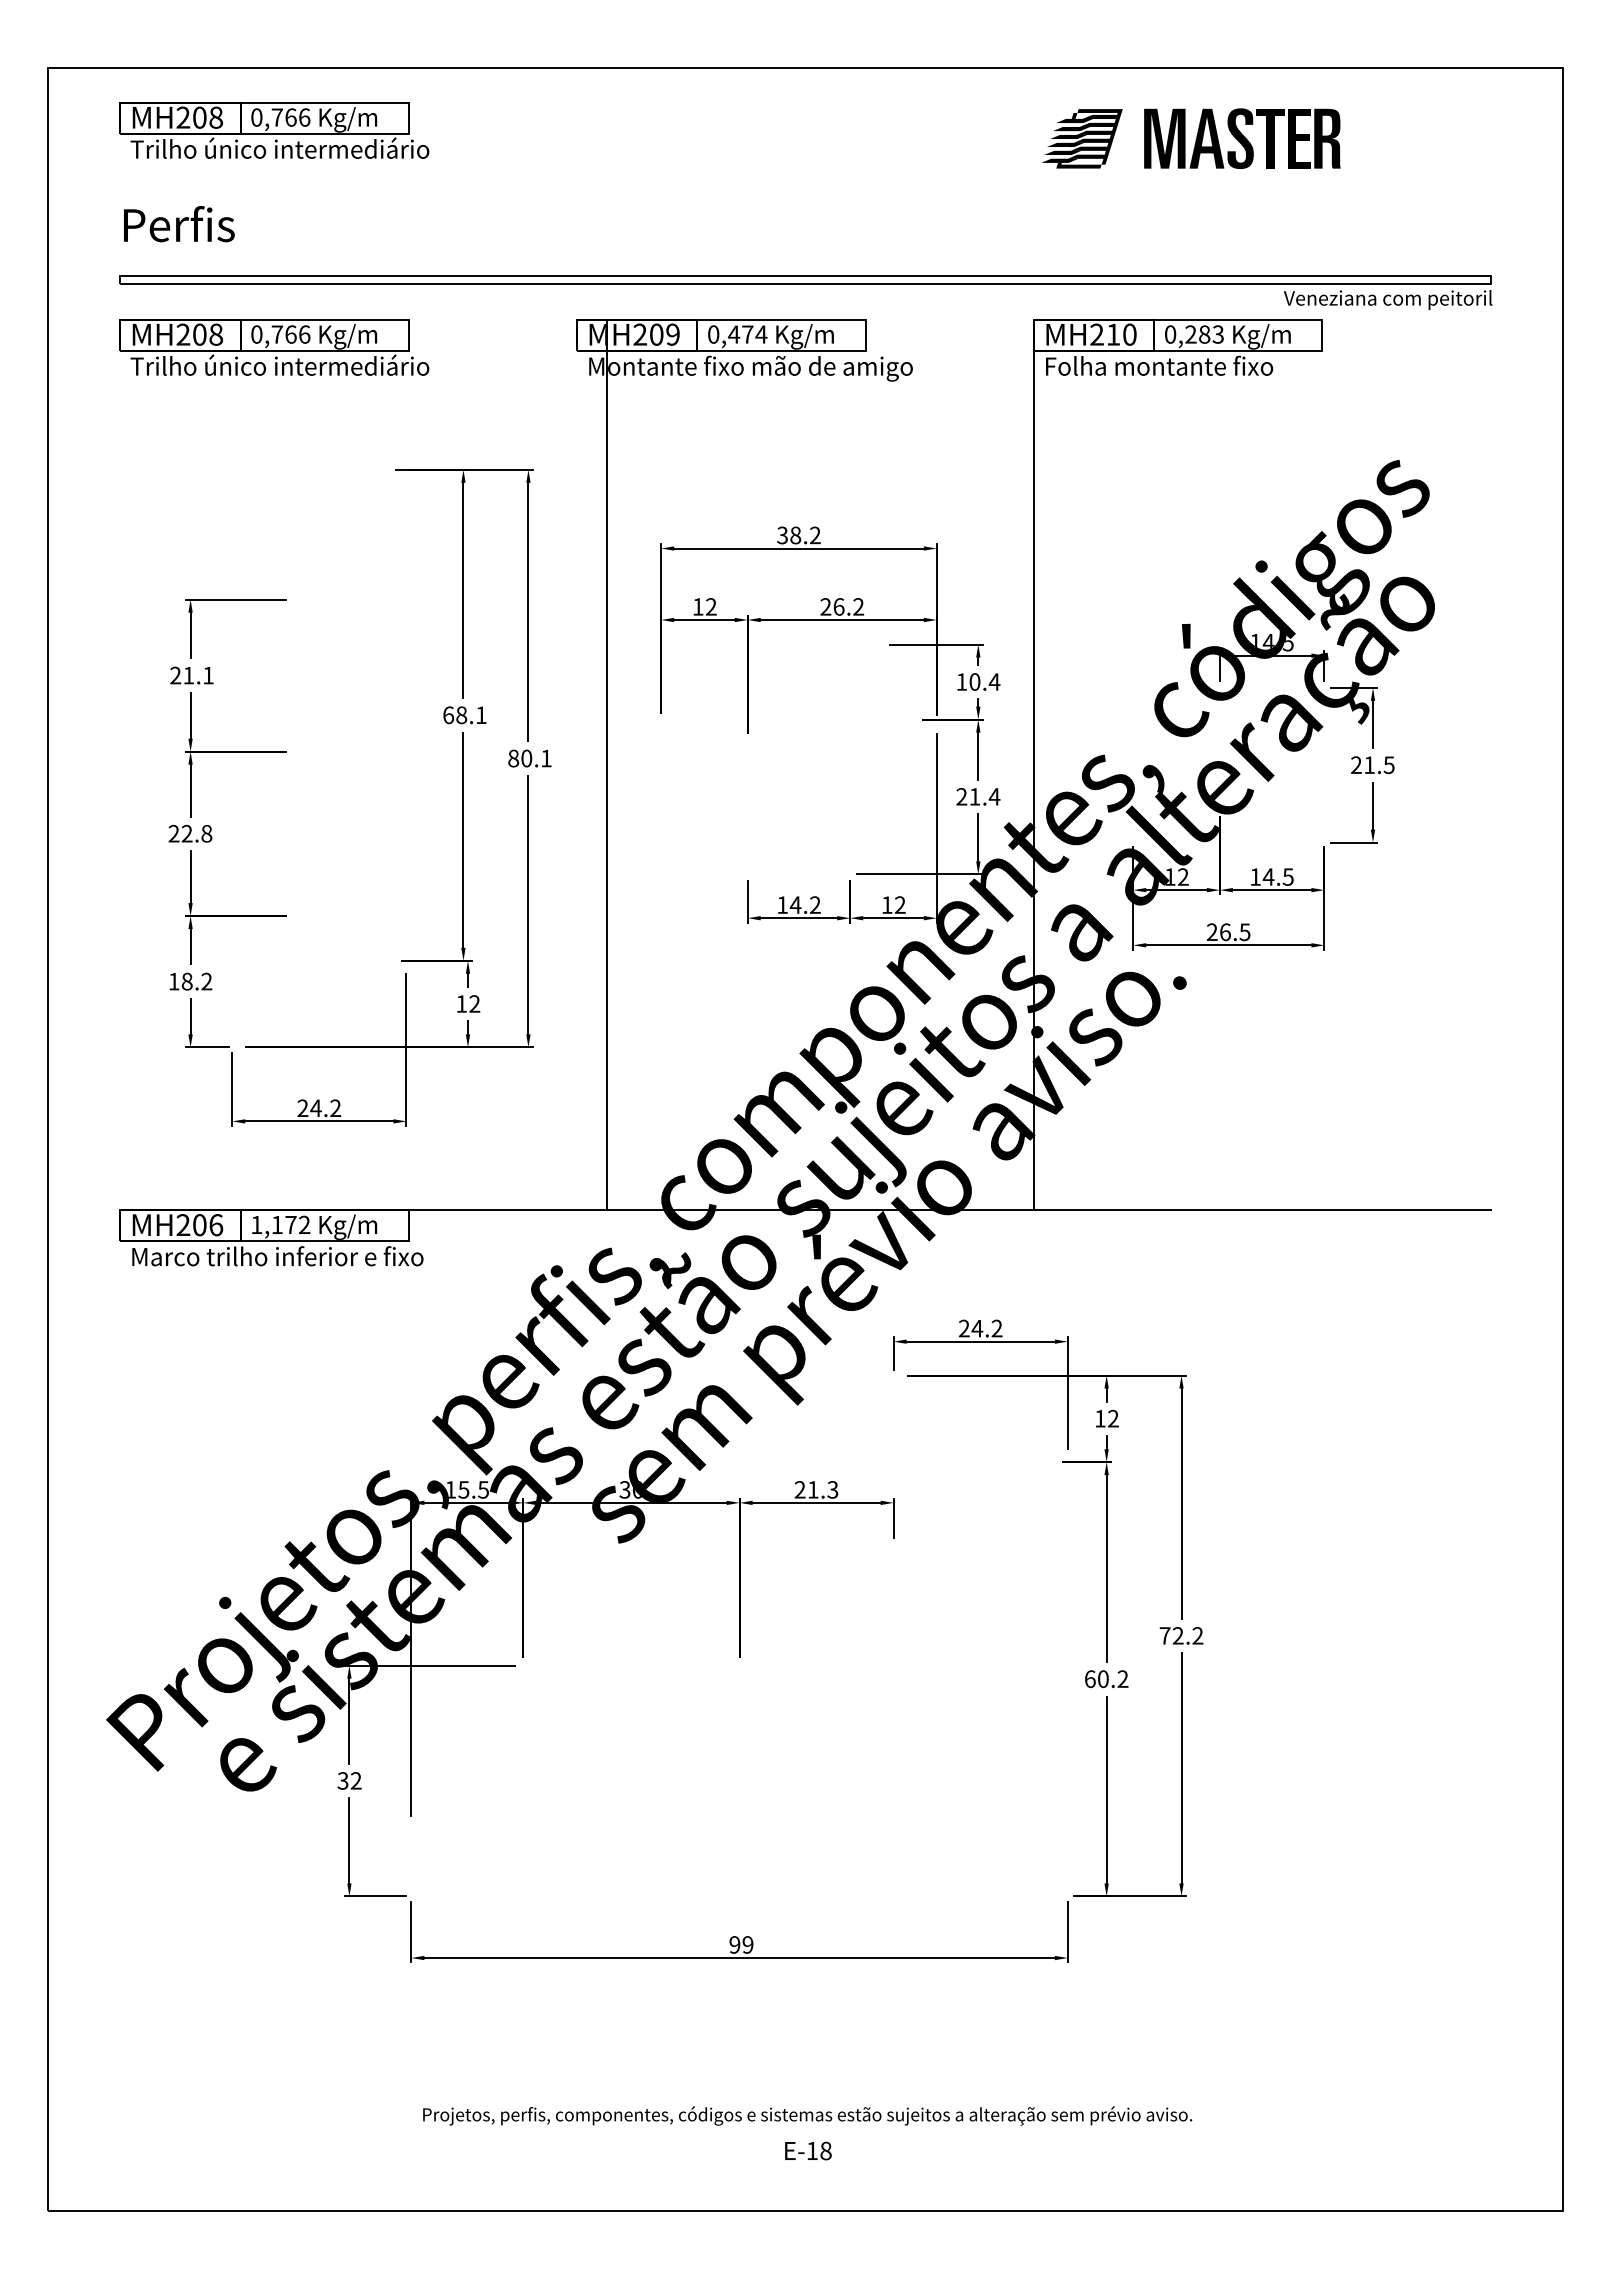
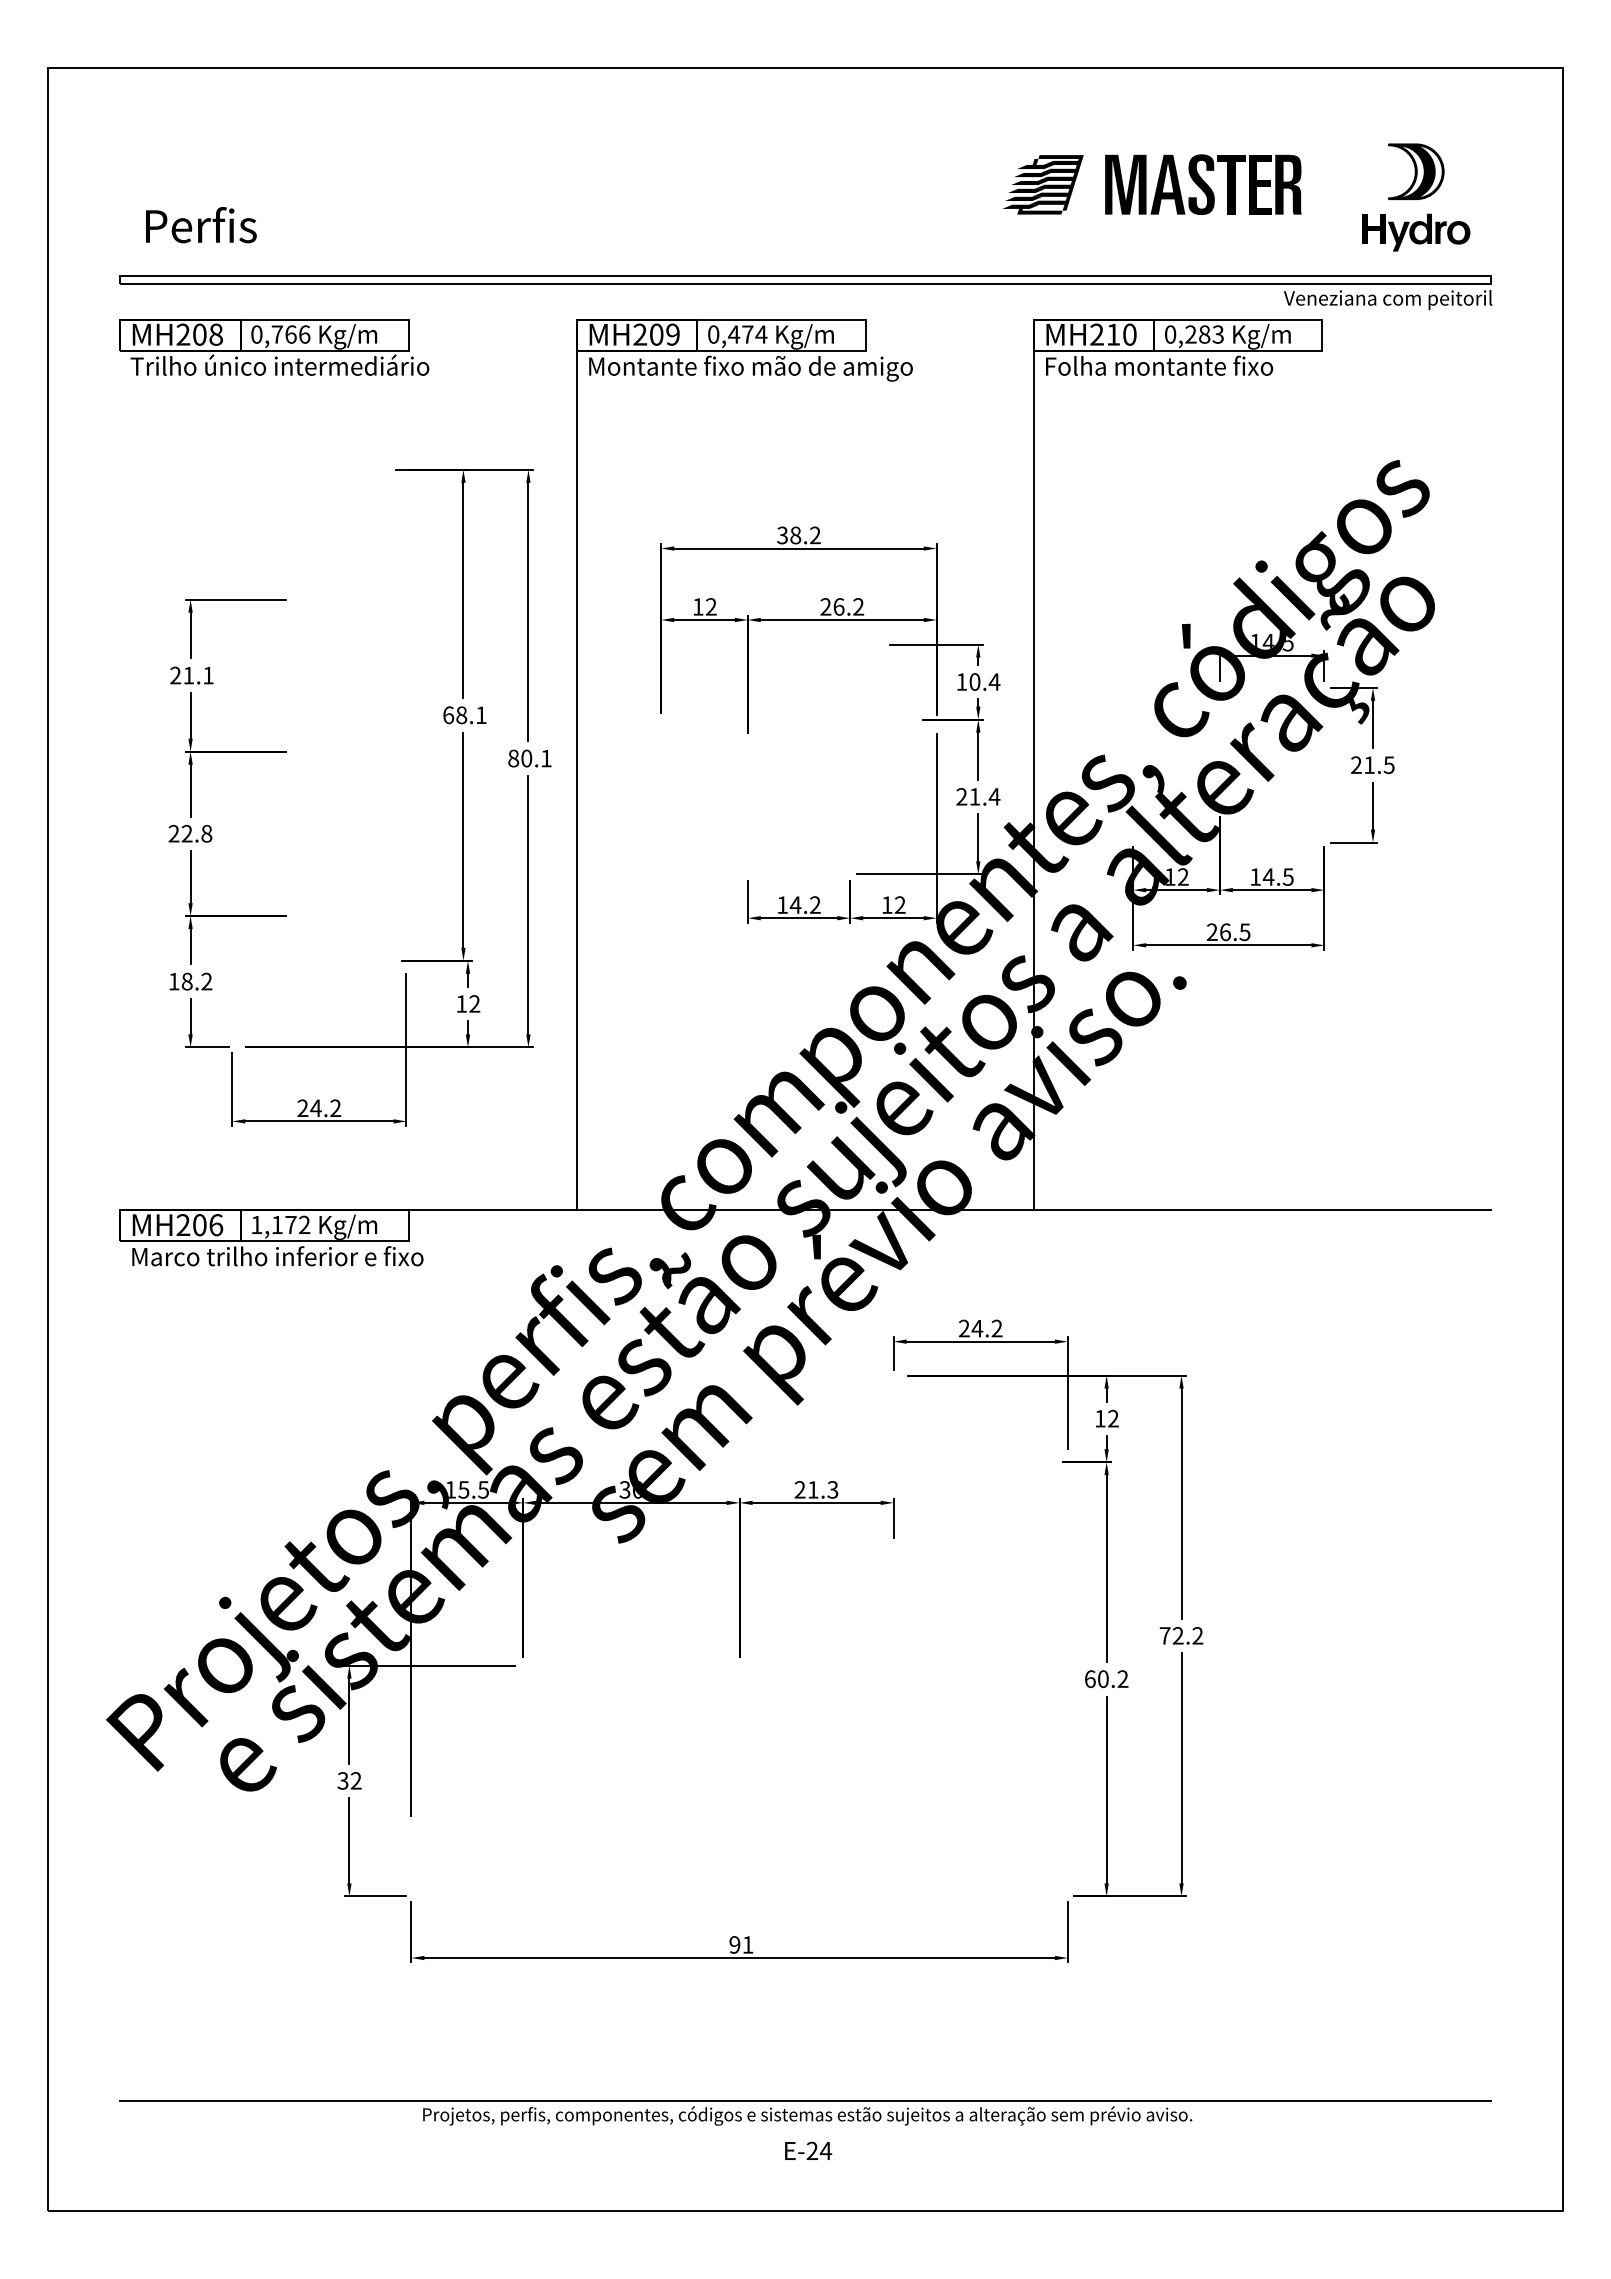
part: present -> none (274, 130)
part position: (1191, 138) -> (1152, 184) (1152, 184)
part: none -> present (1416, 197)
text position: (179, 224) -> (201, 225) (201, 225)
line position: (607, 764) -> (577, 764) (577, 764)
text: 99 -> 91 (747, 1944)
line: none -> present (805, 2100)
text: E-18 -> E-24 (819, 2150)
